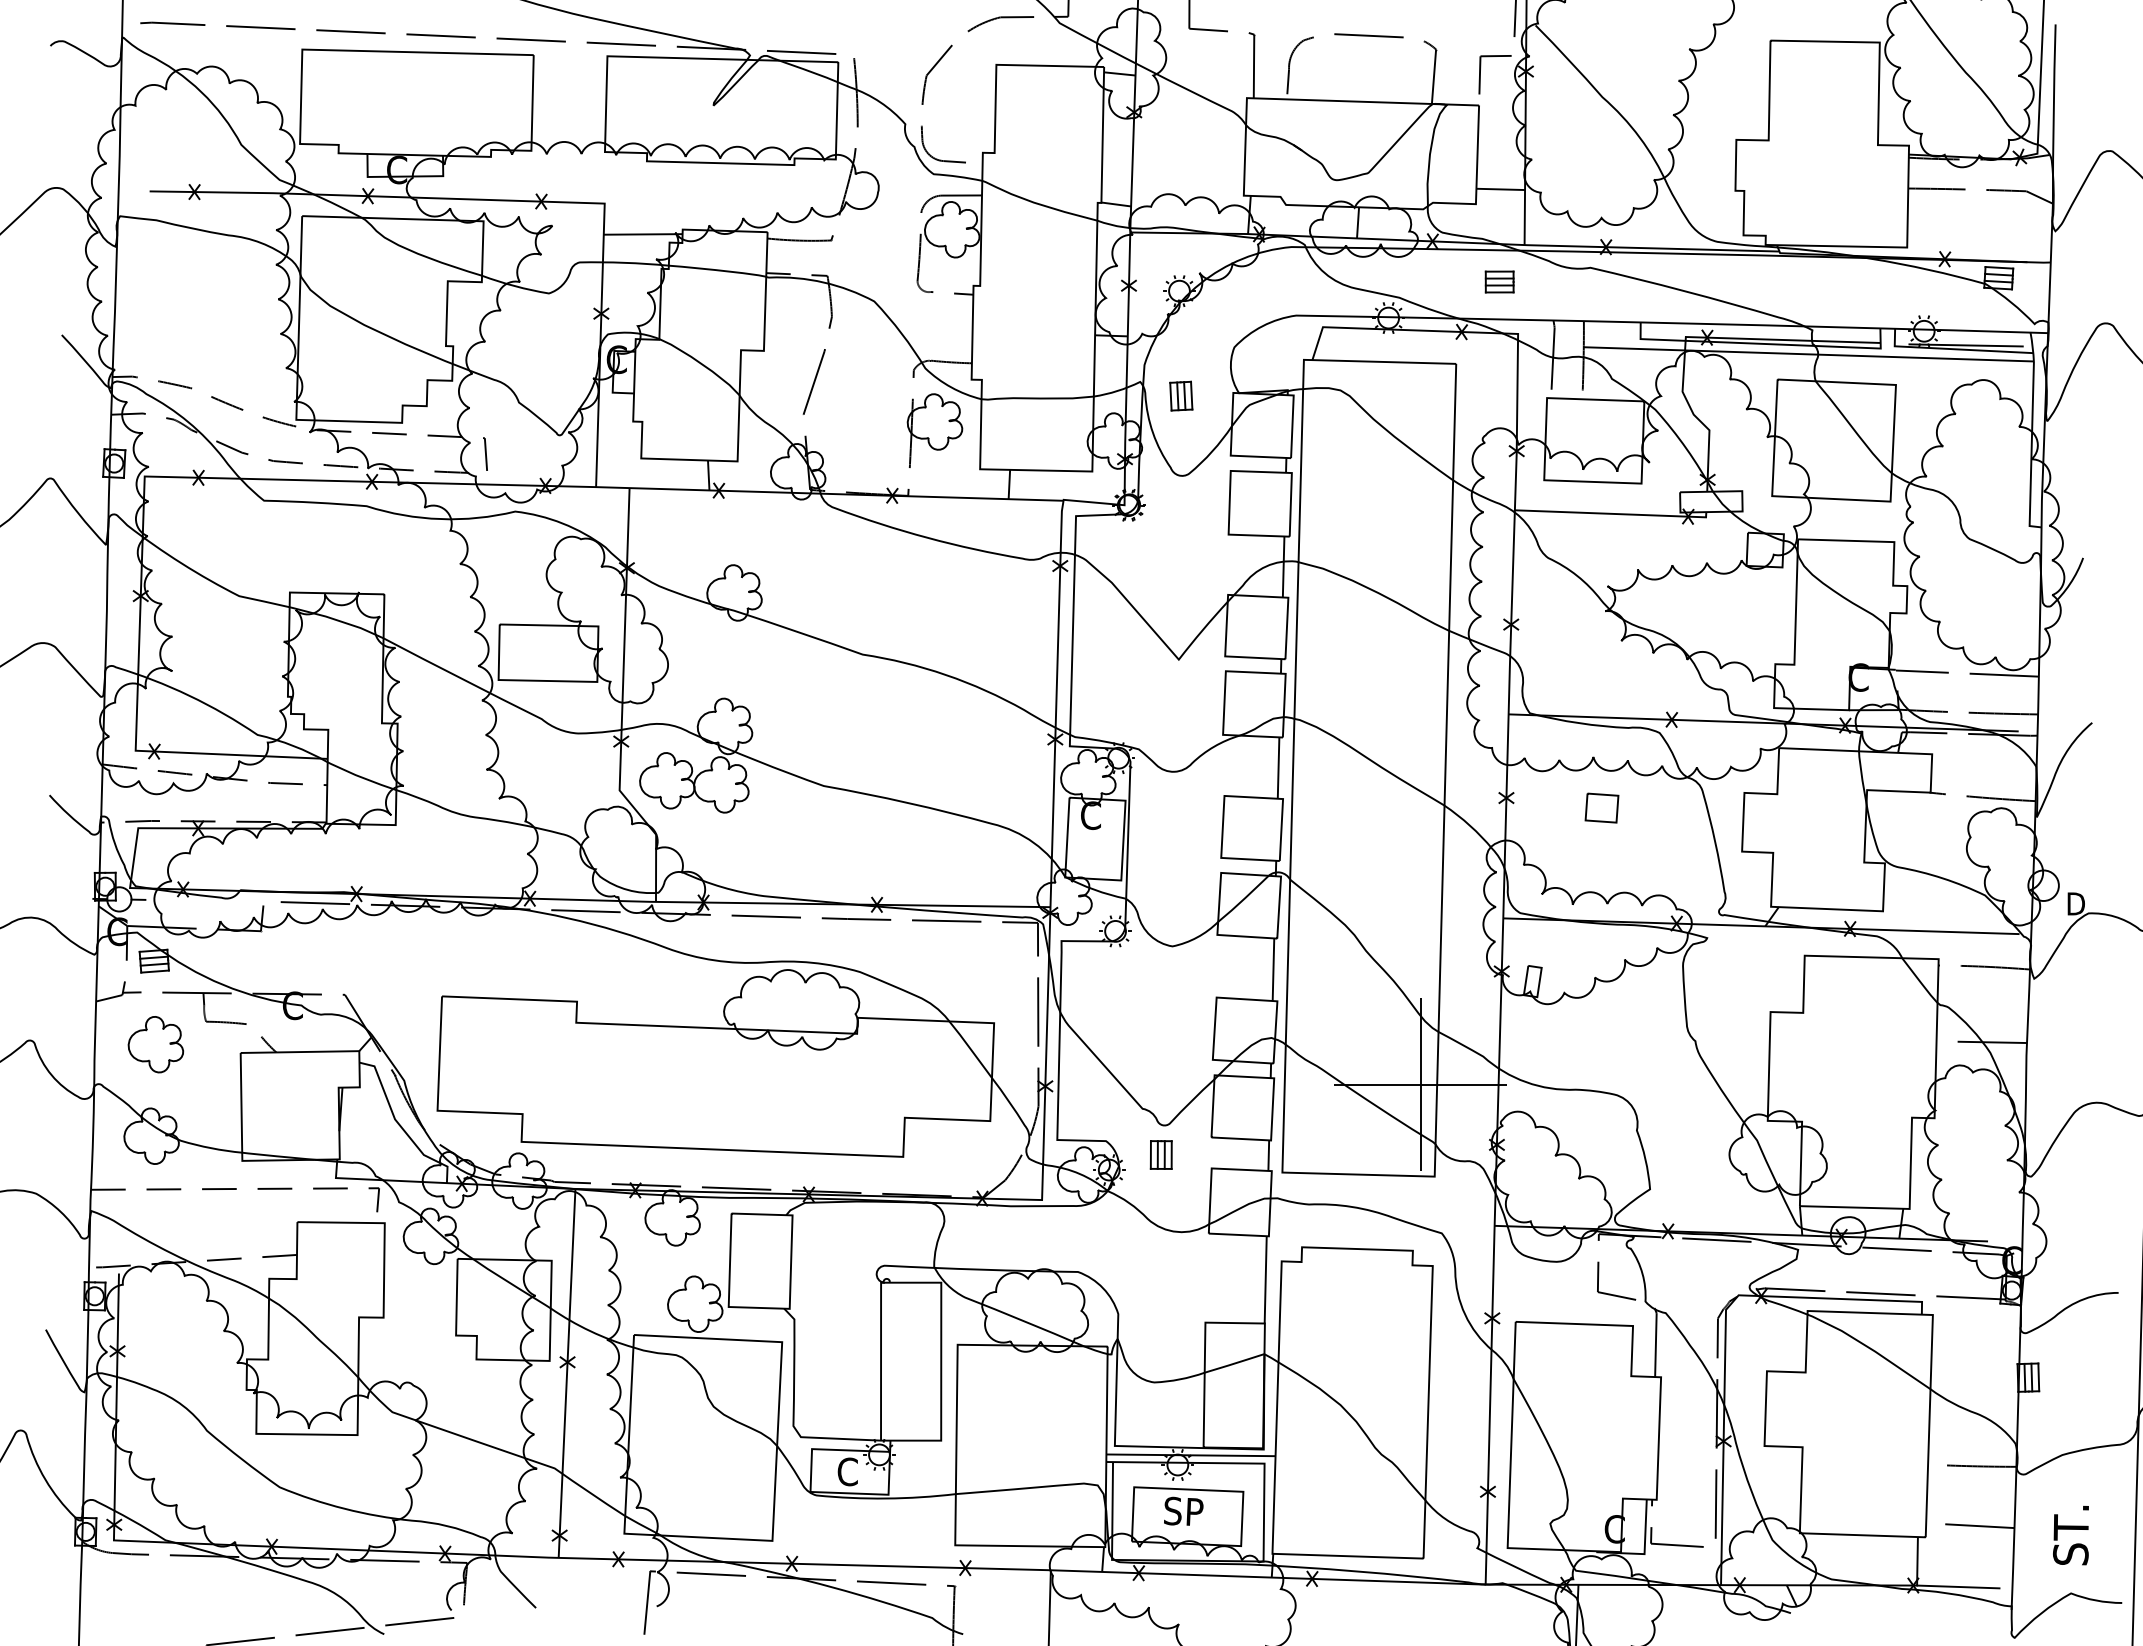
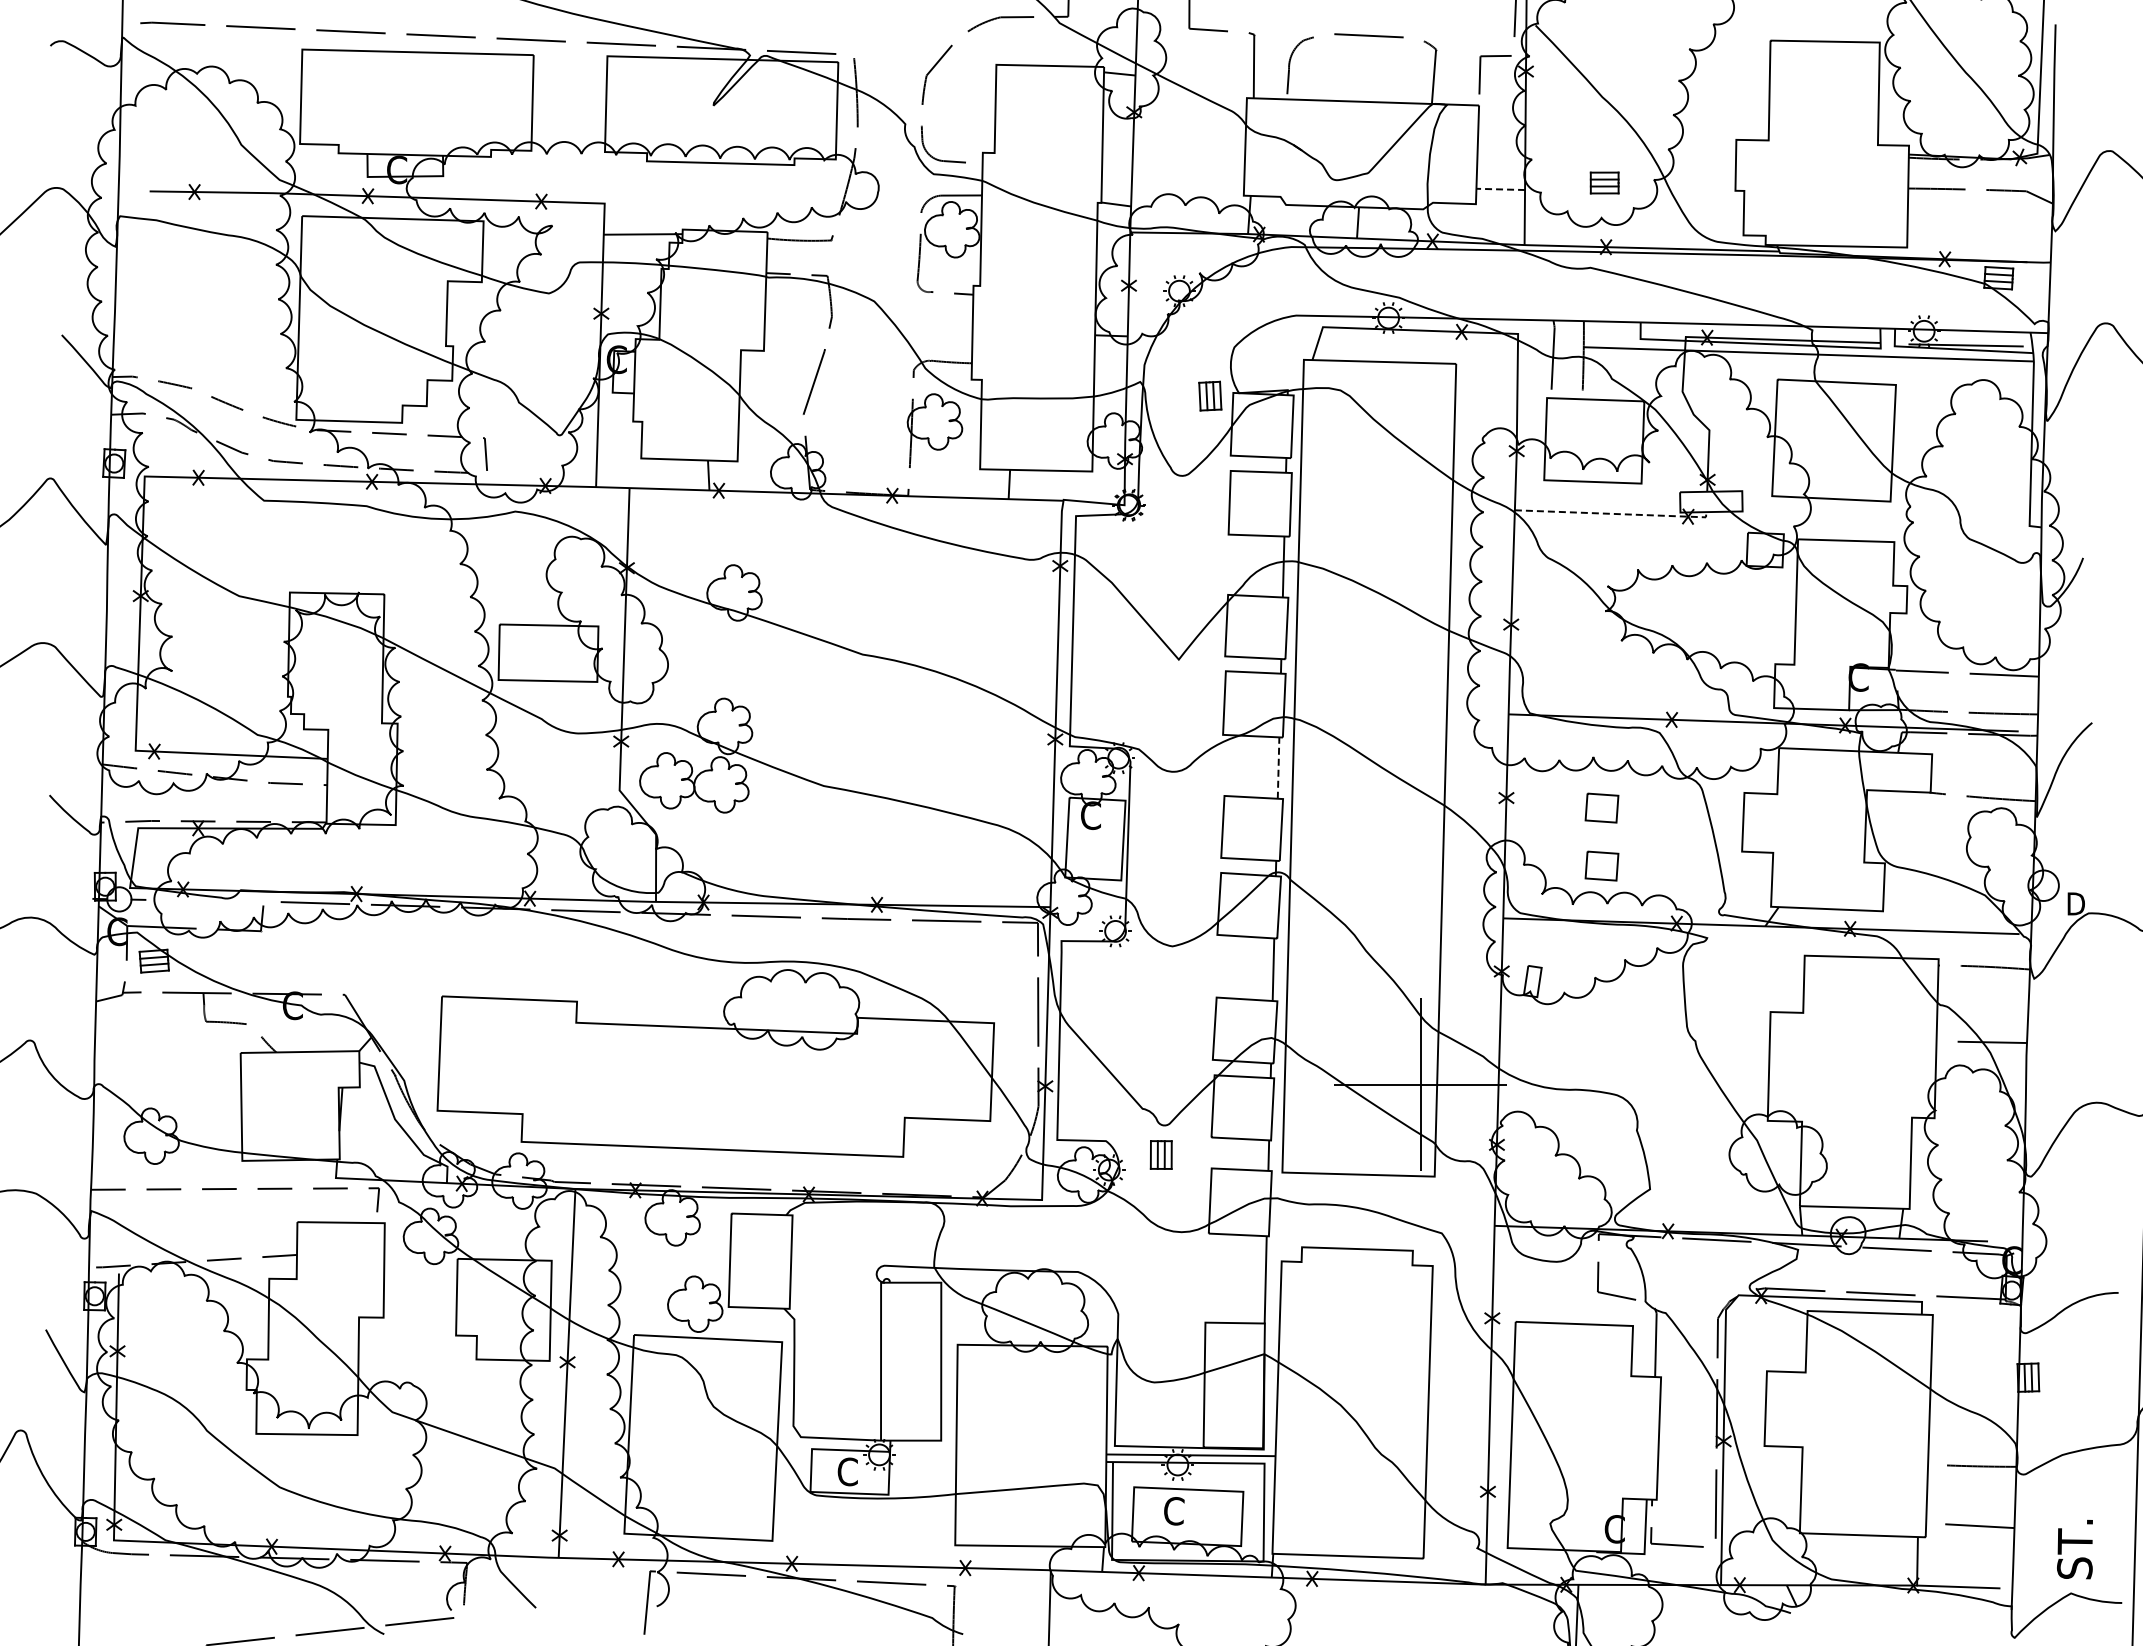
line: solid -> dashed (1500, 189)
part position: (1499, 281) -> (1604, 182) (1604, 182)
part position: (1181, 395) -> (1210, 395) (1210, 395)
line: solid -> dashed (1614, 513)
line: solid -> dashed (1278, 768)
part: none -> present (1601, 865)
part: present -> none (155, 1044)
text: SP -> C (1183, 1510)
text position: (2070, 1535) -> (2074, 1549) (2074, 1549)
